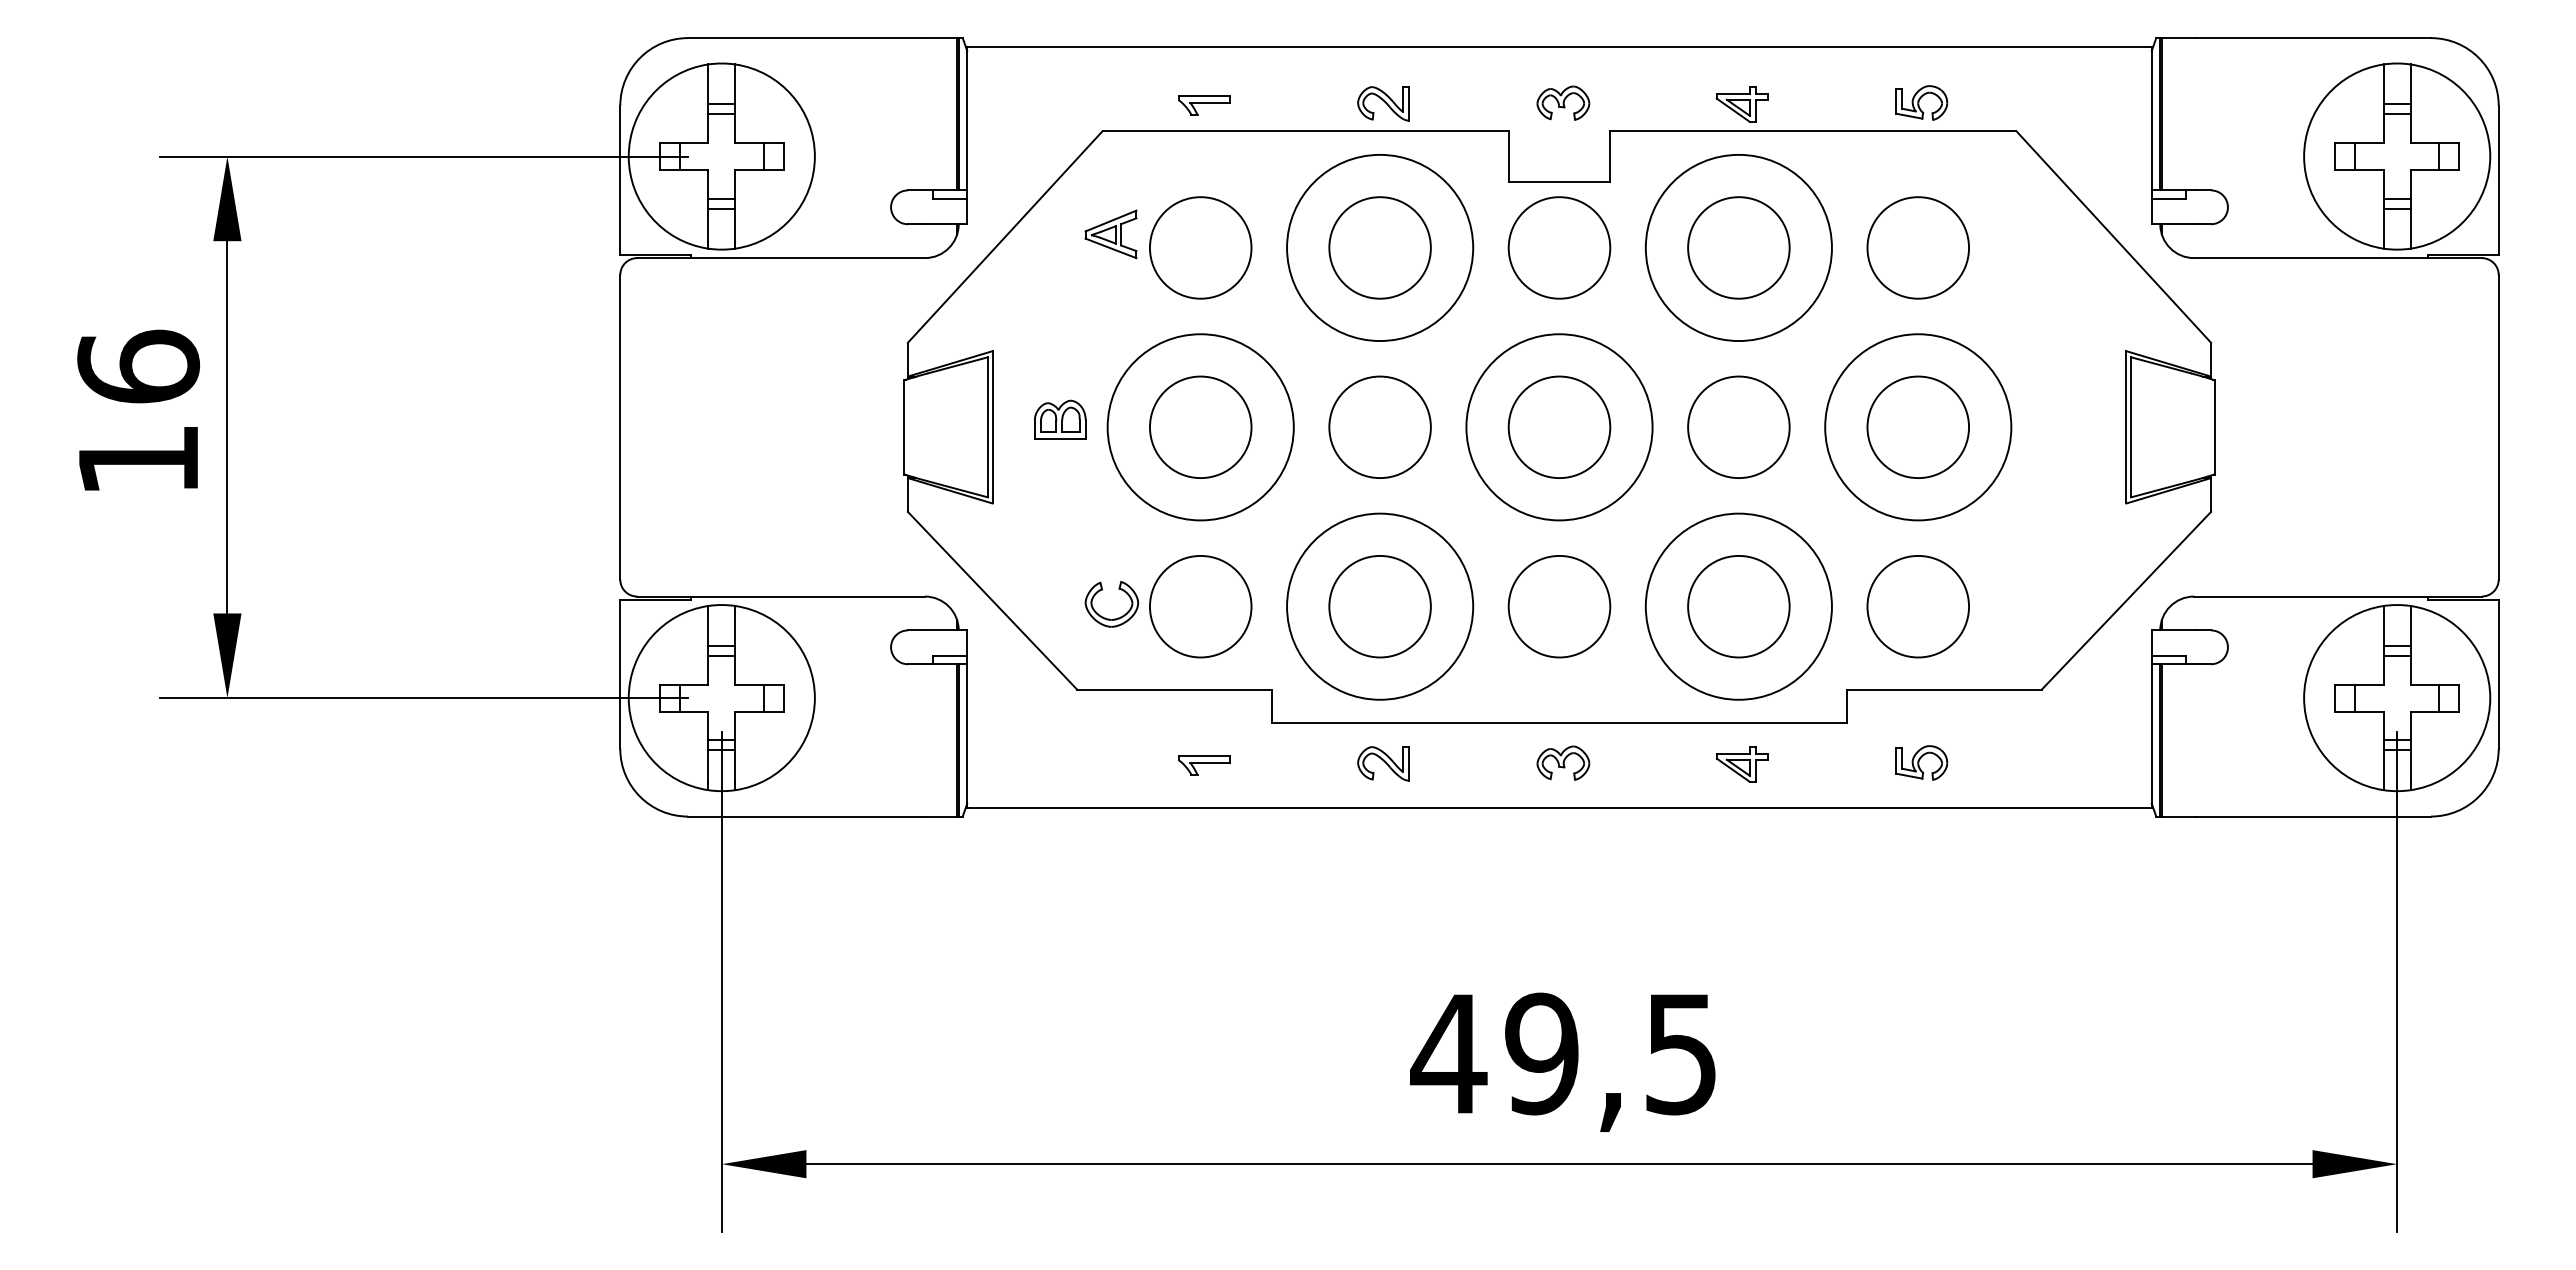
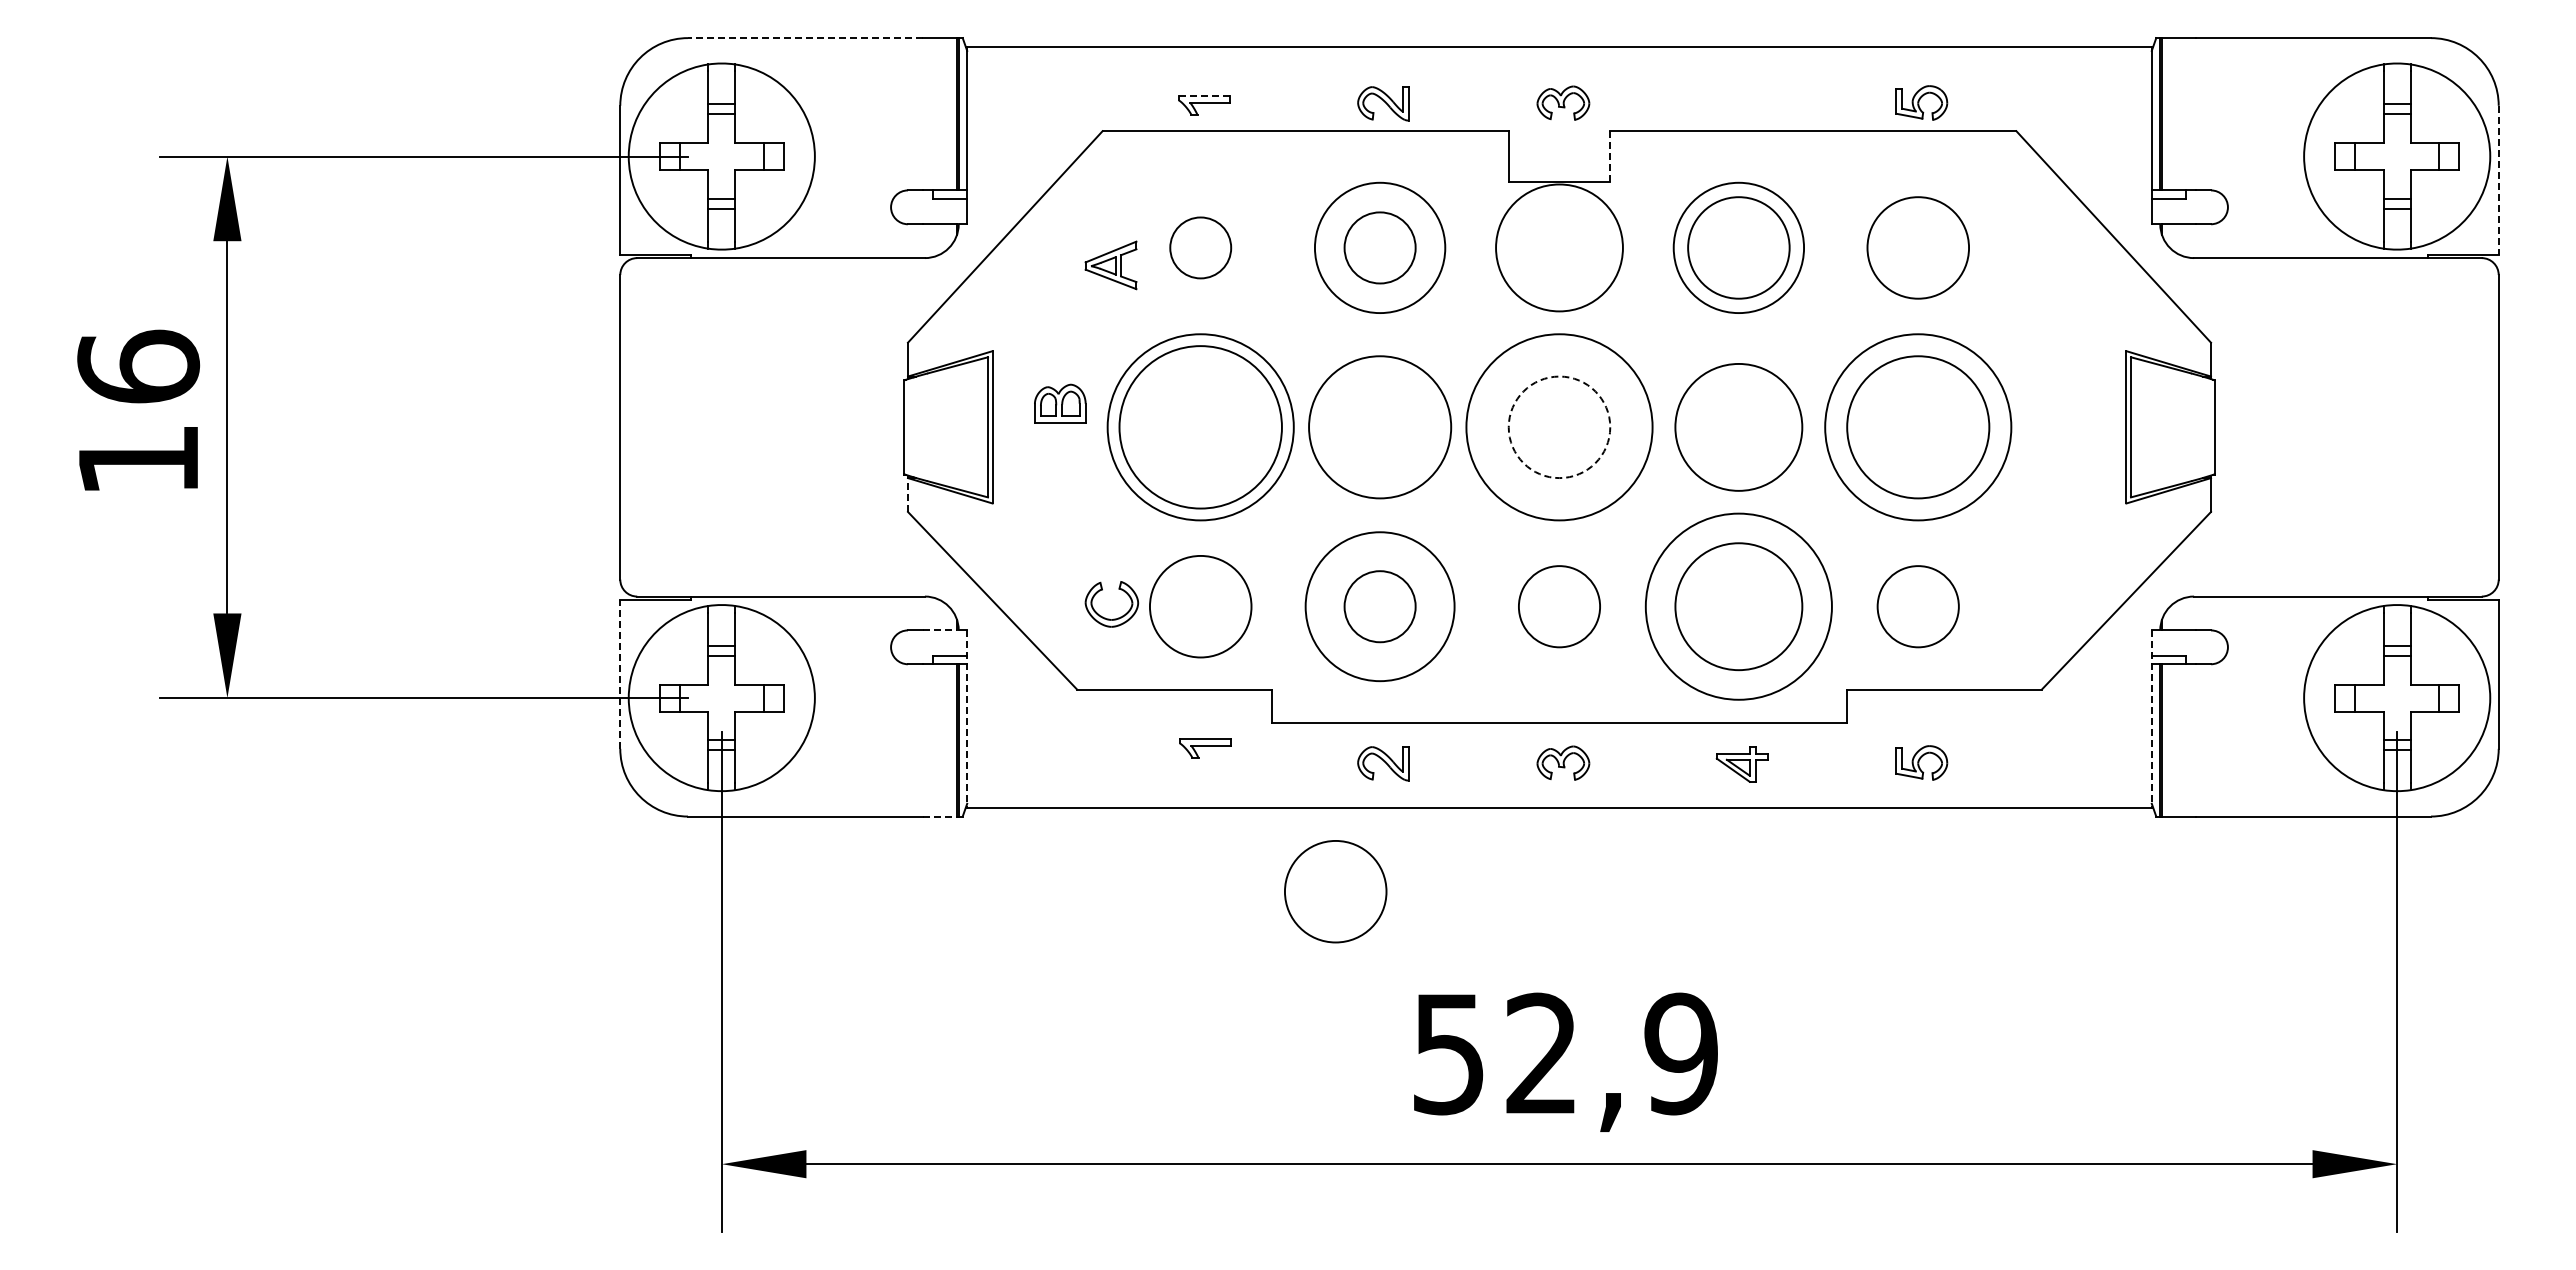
line: solid -> dashed (805, 38)
line: solid -> dashed (1204, 96)
part: present -> none (1741, 104)
line: solid -> dashed (1610, 157)
line: solid -> dashed (2498, 180)
part position: (1110, 234) -> (1110, 265) (1110, 265)
circle diameter: 102 px -> 61 px (1200, 247)
circle diameter: 102 px -> 71 px (1379, 247)
circle diameter: 186 px -> 130 px (1379, 247)
circle diameter: 102 px -> 127 px (1559, 247)
circle diameter: 186 px -> 130 px (1738, 247)
part position: (1060, 419) -> (1060, 403) (1060, 403)
circle size: 104x104 px -> 130x129 px (1738, 427)
circle diameter: 102 px -> 162 px (1200, 427)
circle diameter: 102 px -> 142 px (1380, 427)
circle: solid -> dashed (1559, 427)
circle diameter: 102 px -> 142 px (1918, 427)
line: solid -> dashed (907, 495)
circle diameter: 102 px -> 71 px (1379, 606)
circle diameter: 186 px -> 149 px (1379, 606)
circle diameter: 102 px -> 81 px (1559, 606)
circle diameter: 102 px -> 127 px (1738, 606)
circle diameter: 102 px -> 81 px (1917, 606)
line: solid -> dashed (940, 630)
line: solid -> dashed (620, 673)
line: solid -> dashed (967, 719)
line: solid -> dashed (2151, 719)
part position: (1204, 765) -> (1205, 748) (1205, 748)
line: solid -> dashed (940, 816)
circle: none -> present (1335, 891)
text: 49,5 -> 52,9 (1563, 1053)
